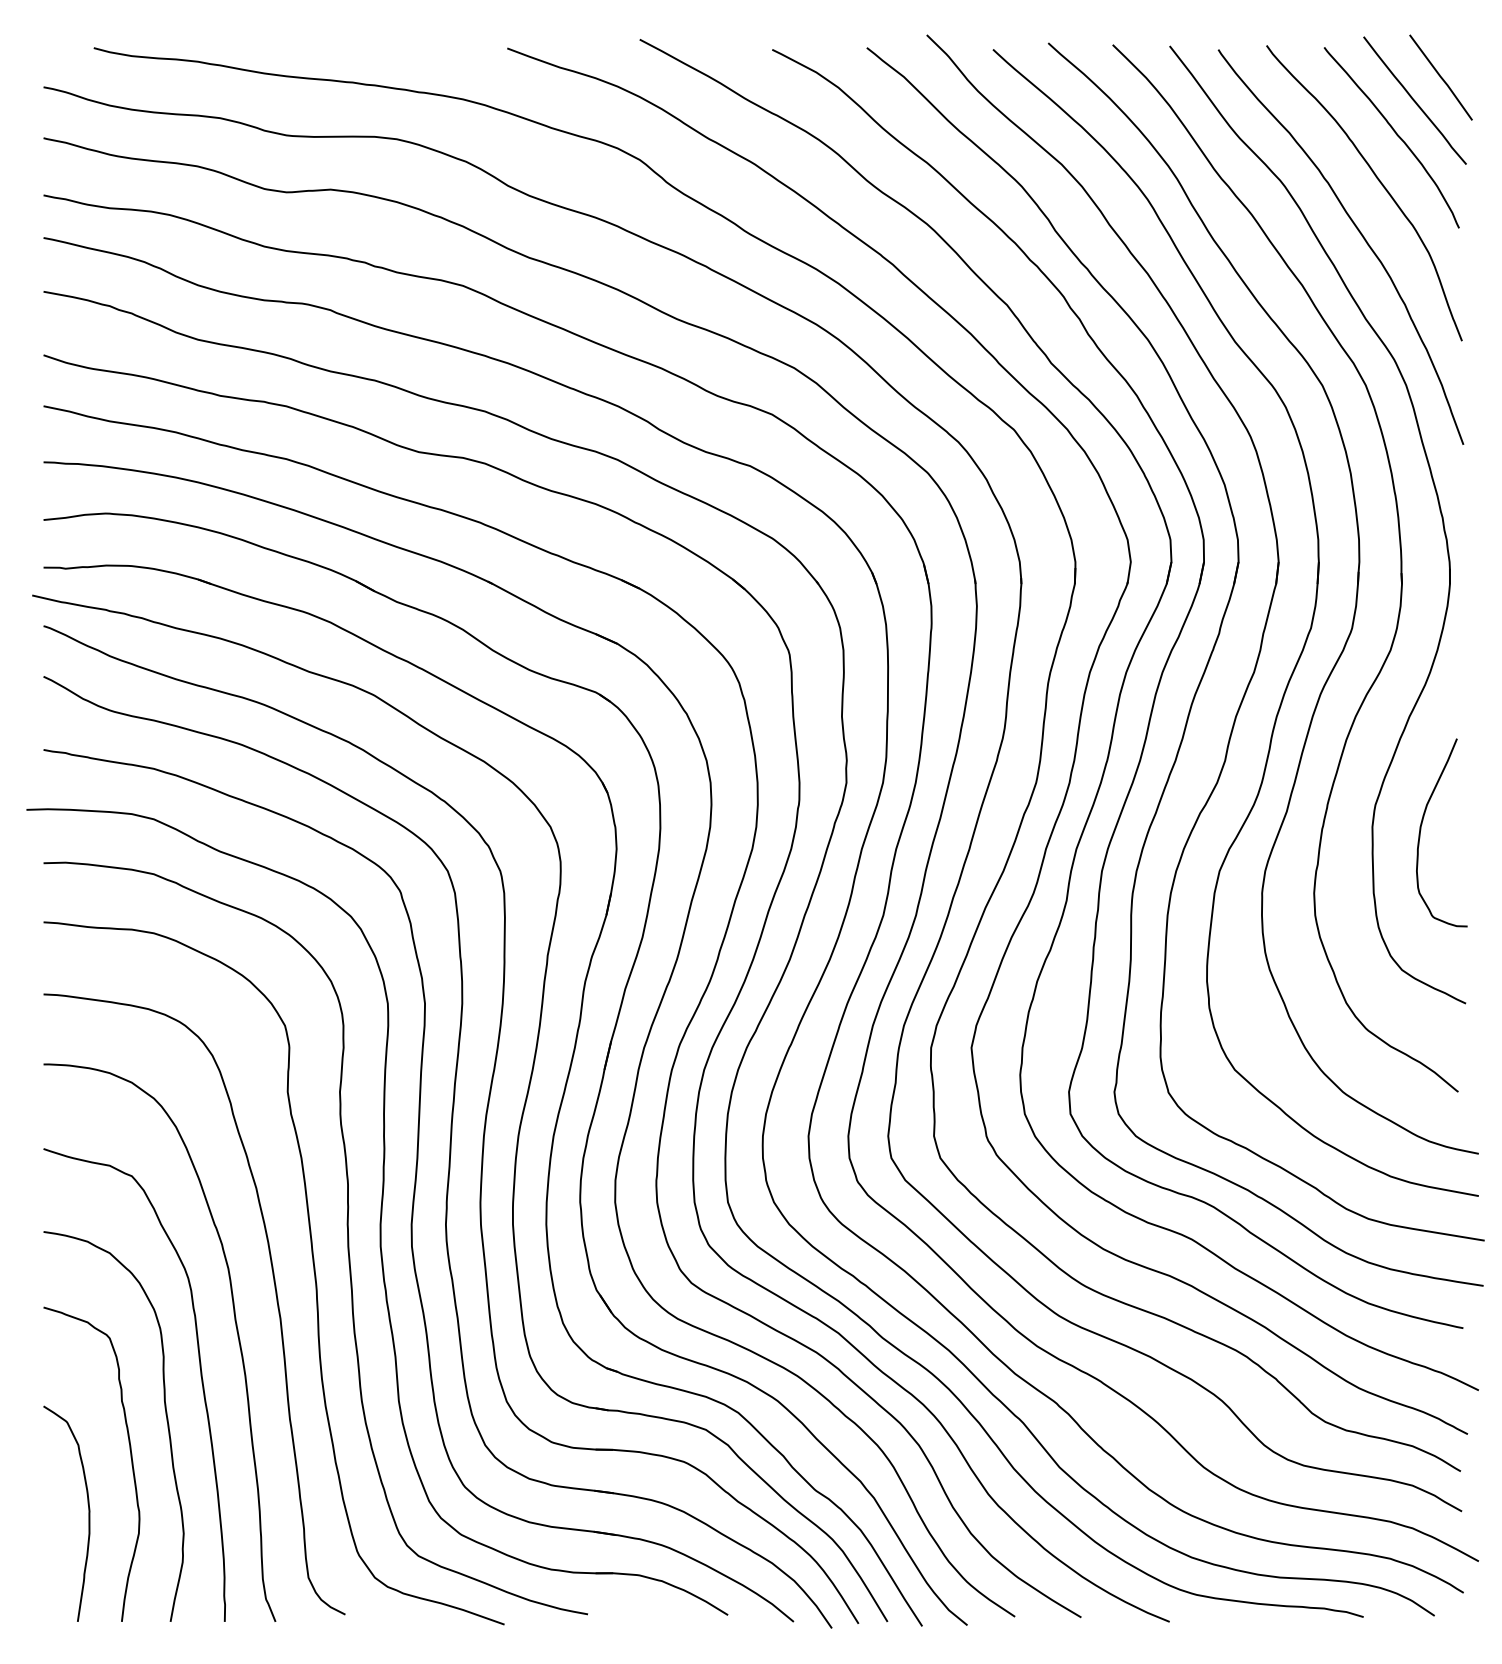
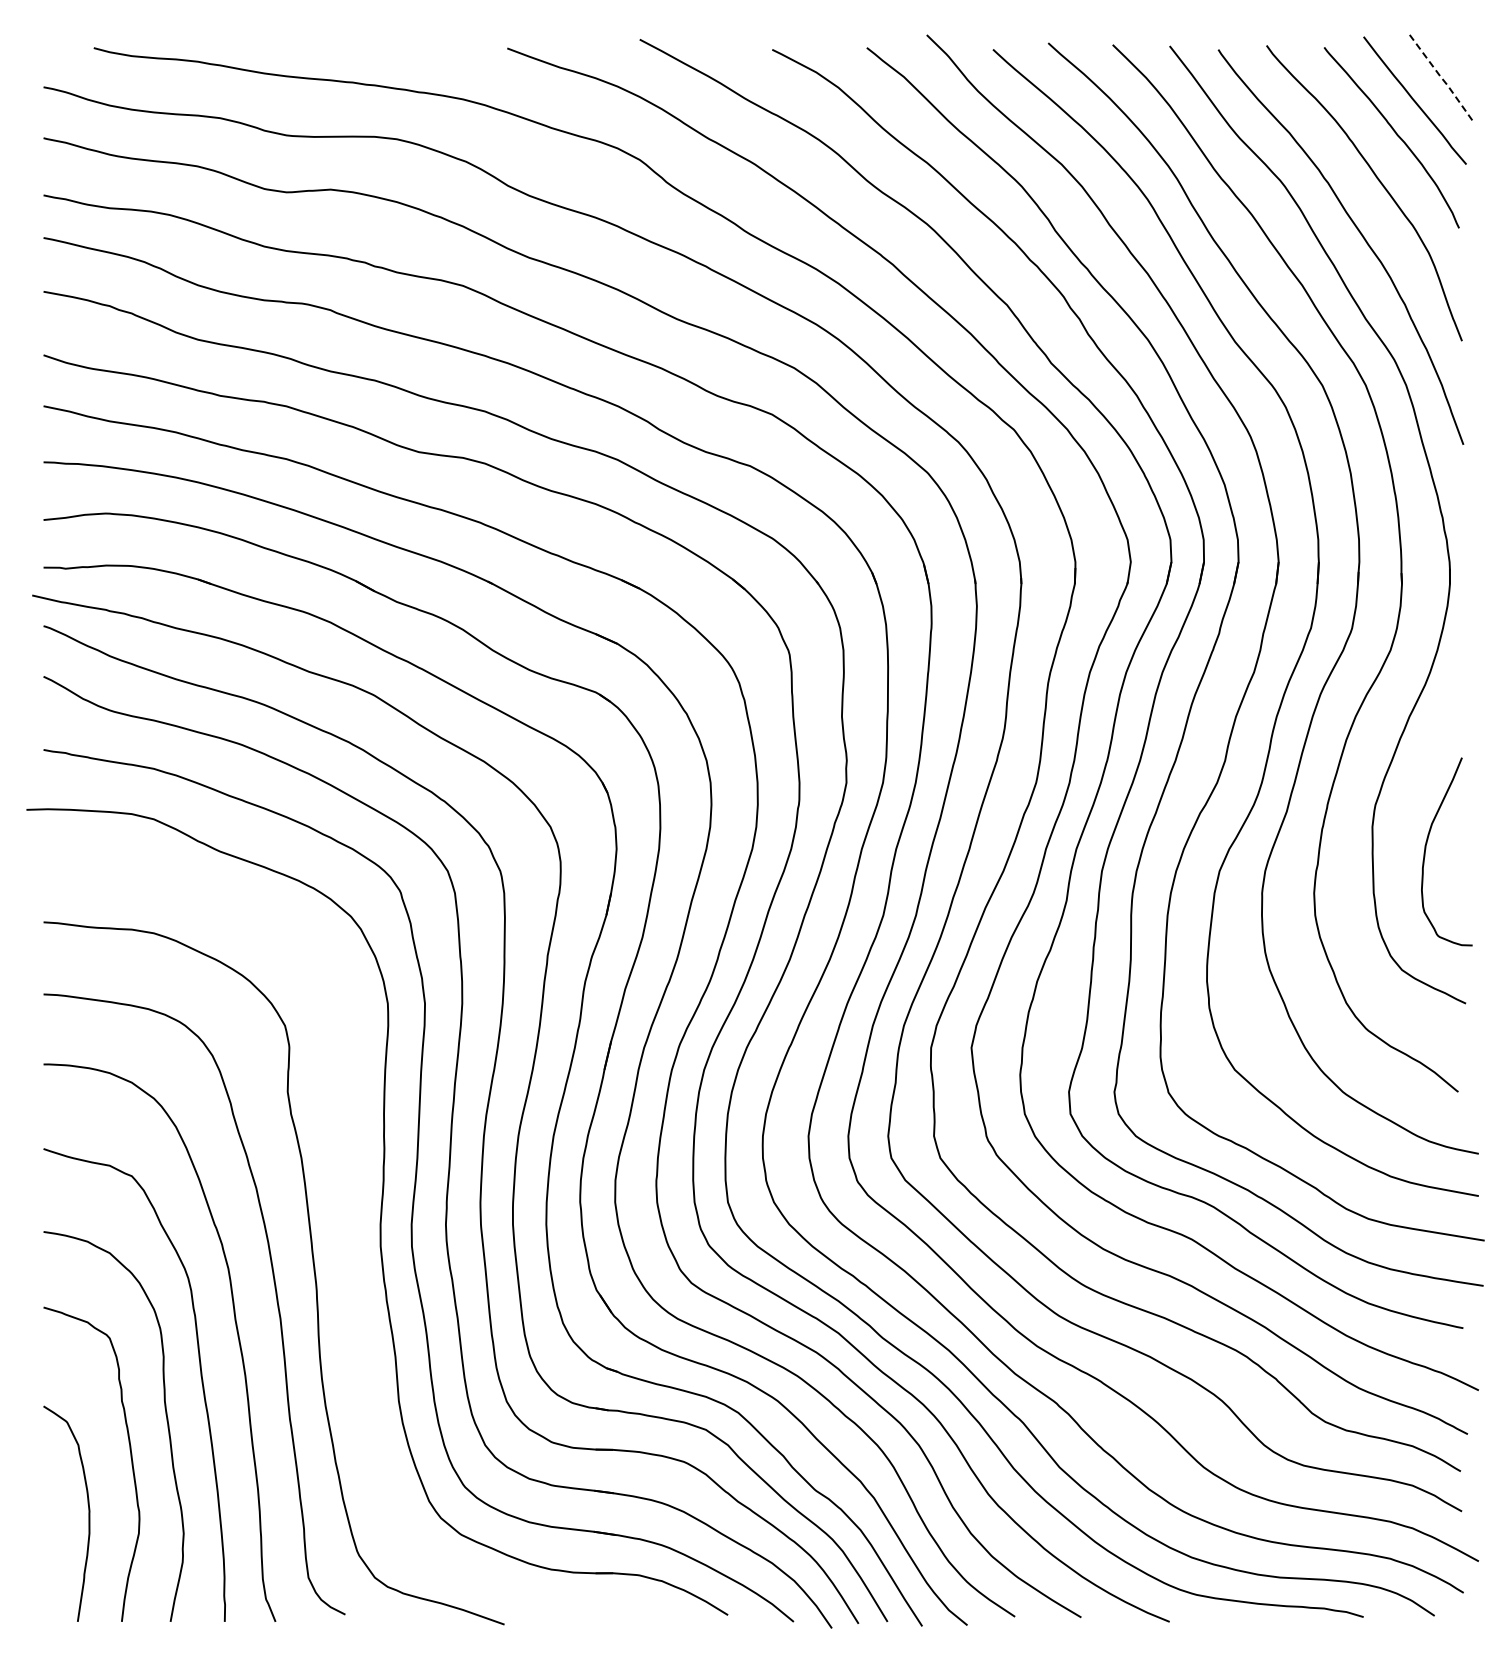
line: solid -> dashed (1441, 77)
curve position: (1421, 830) -> (1426, 849) (1426, 849)
curve: present -> none (347, 1238)
